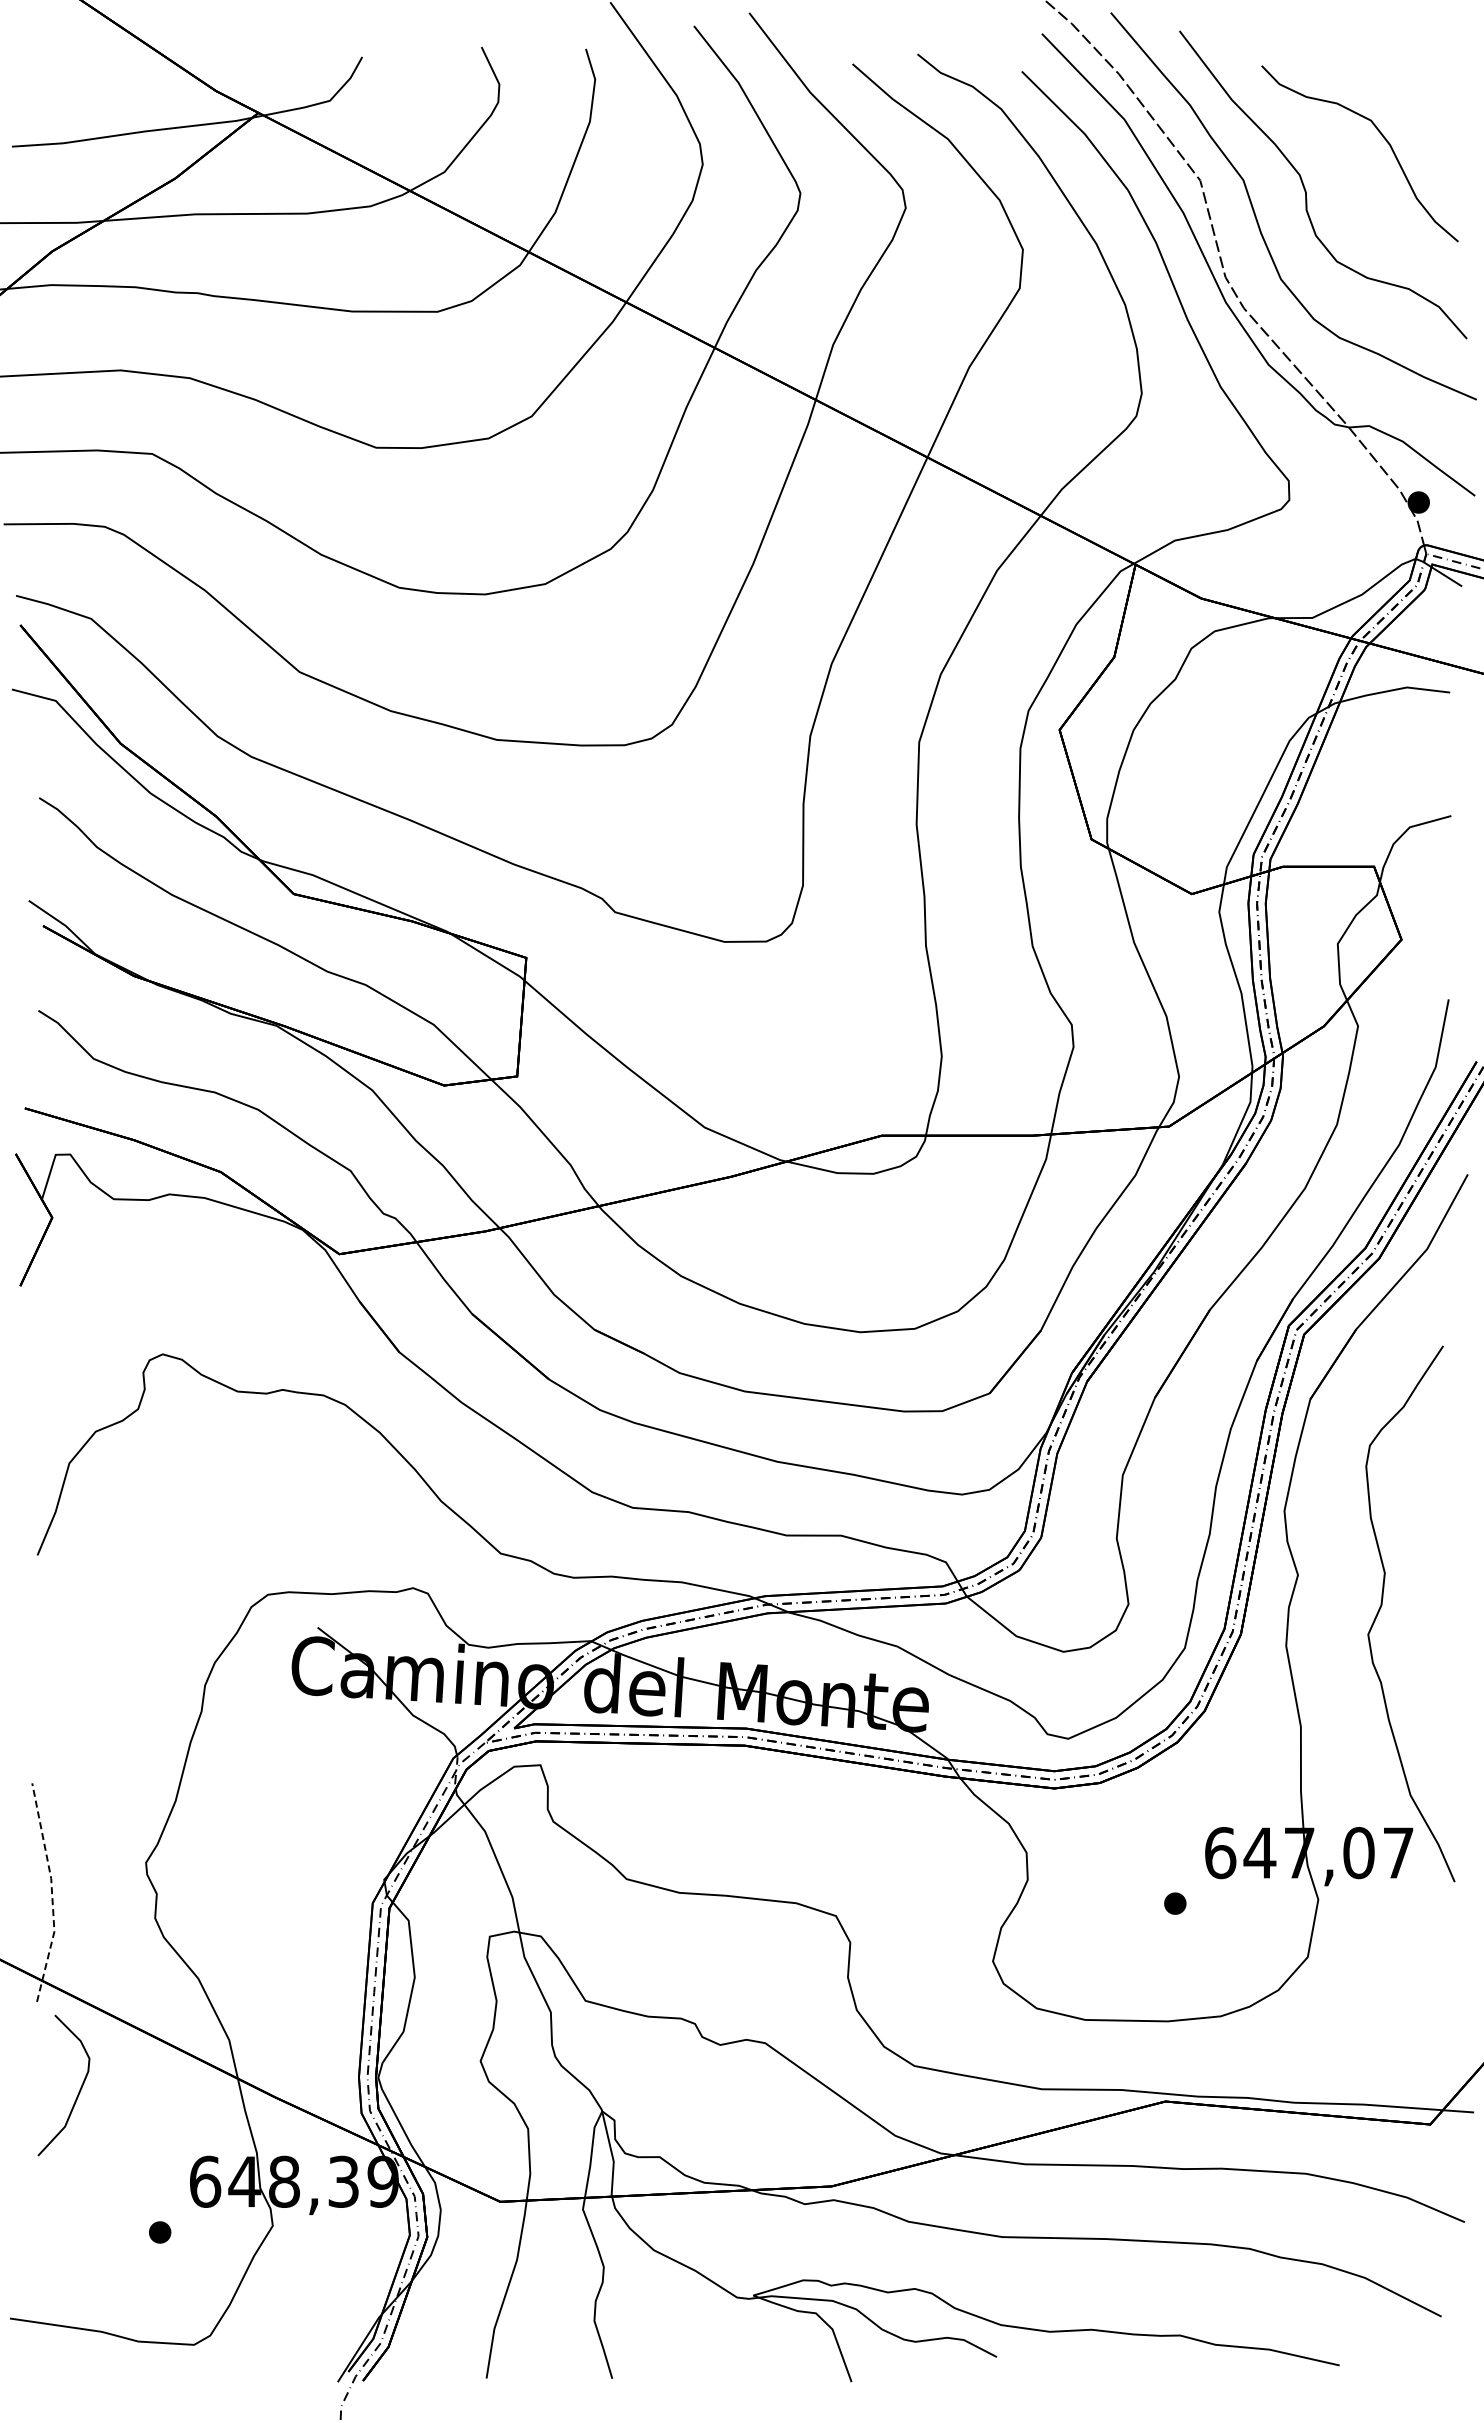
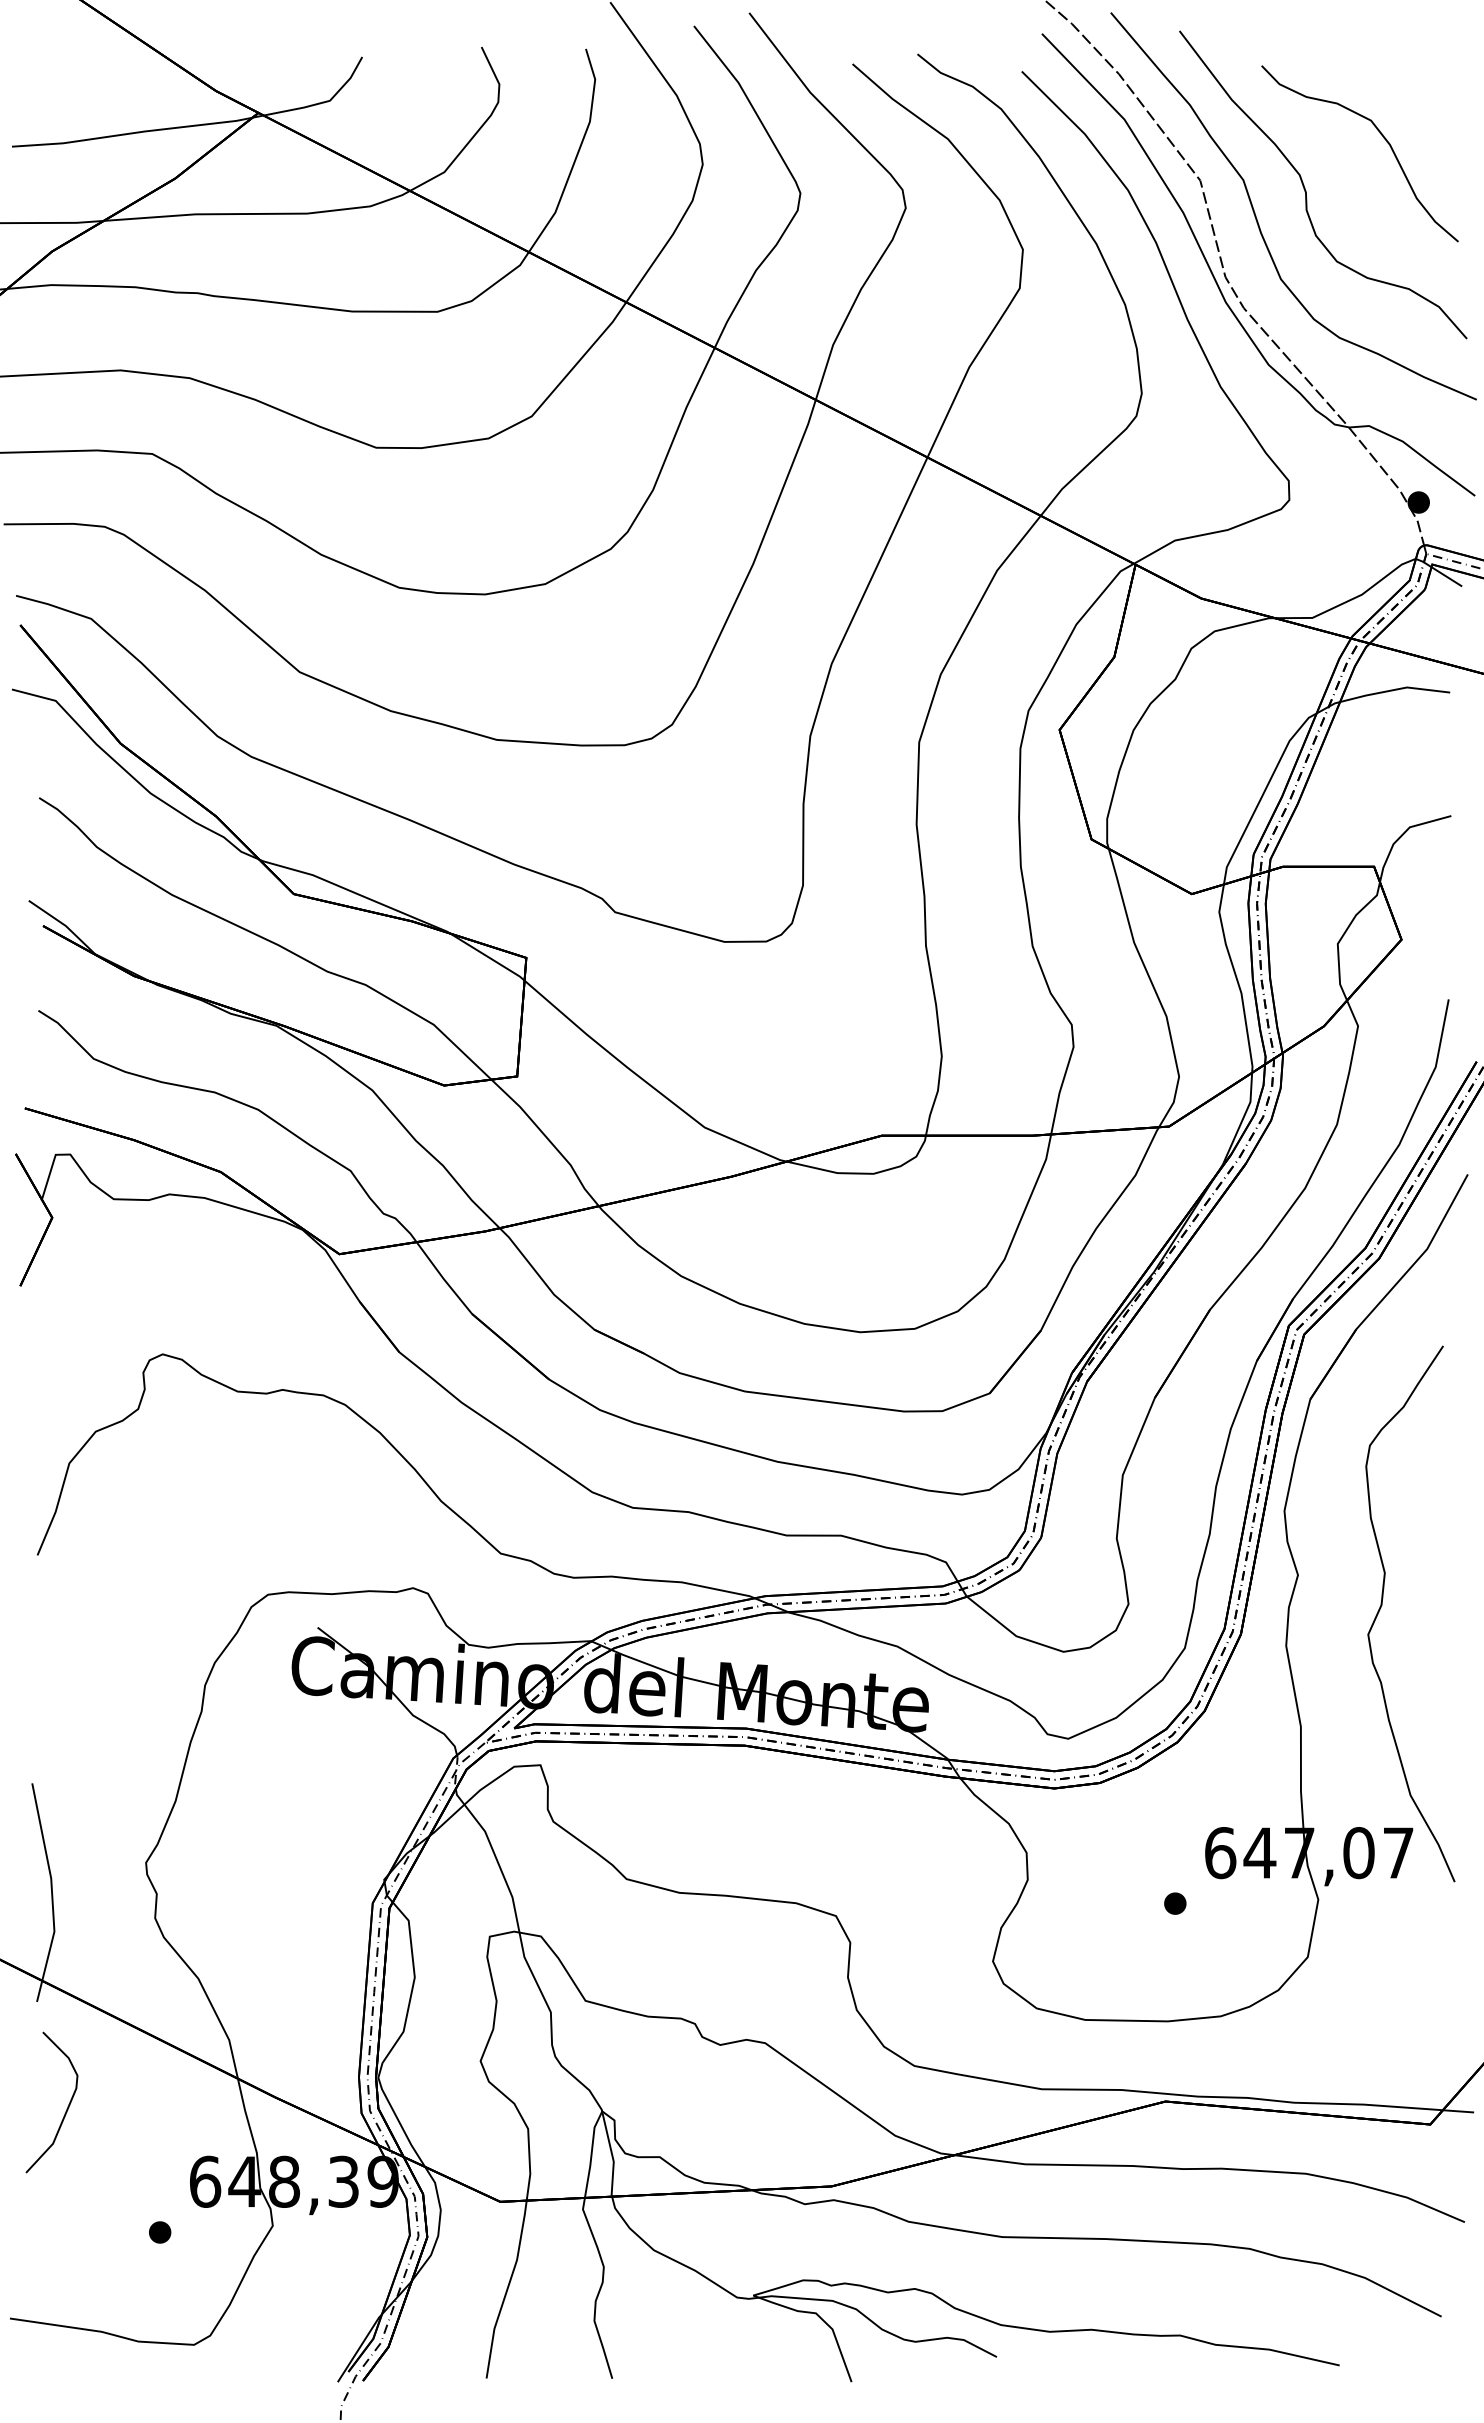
line: dashed -> solid (52, 1893)
curve position: (78, 2091) -> (66, 2108) (66, 2108)
